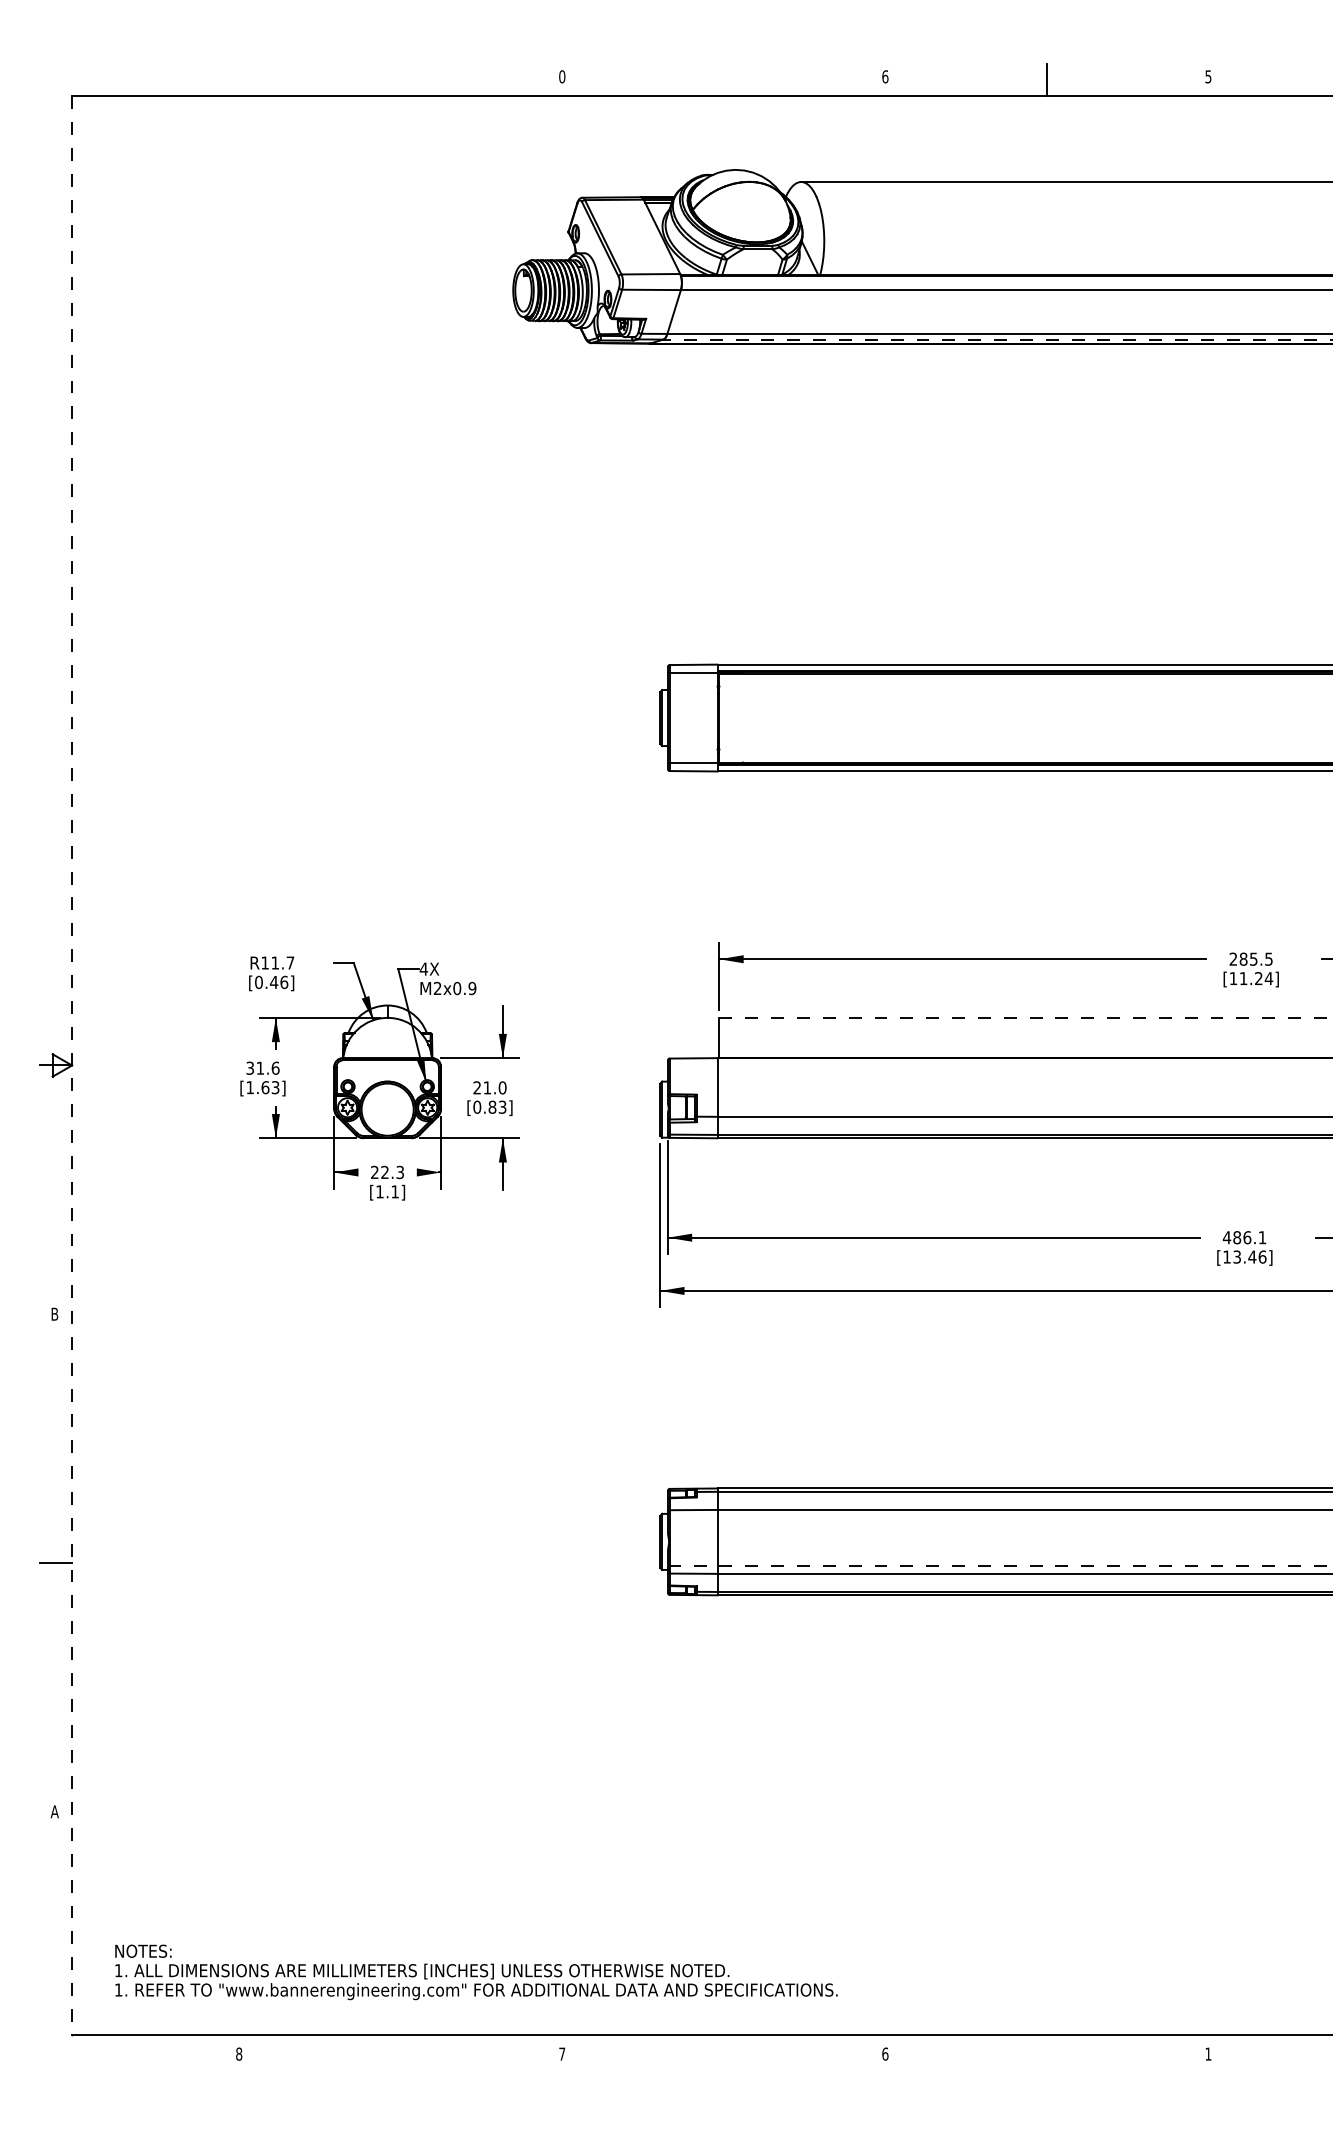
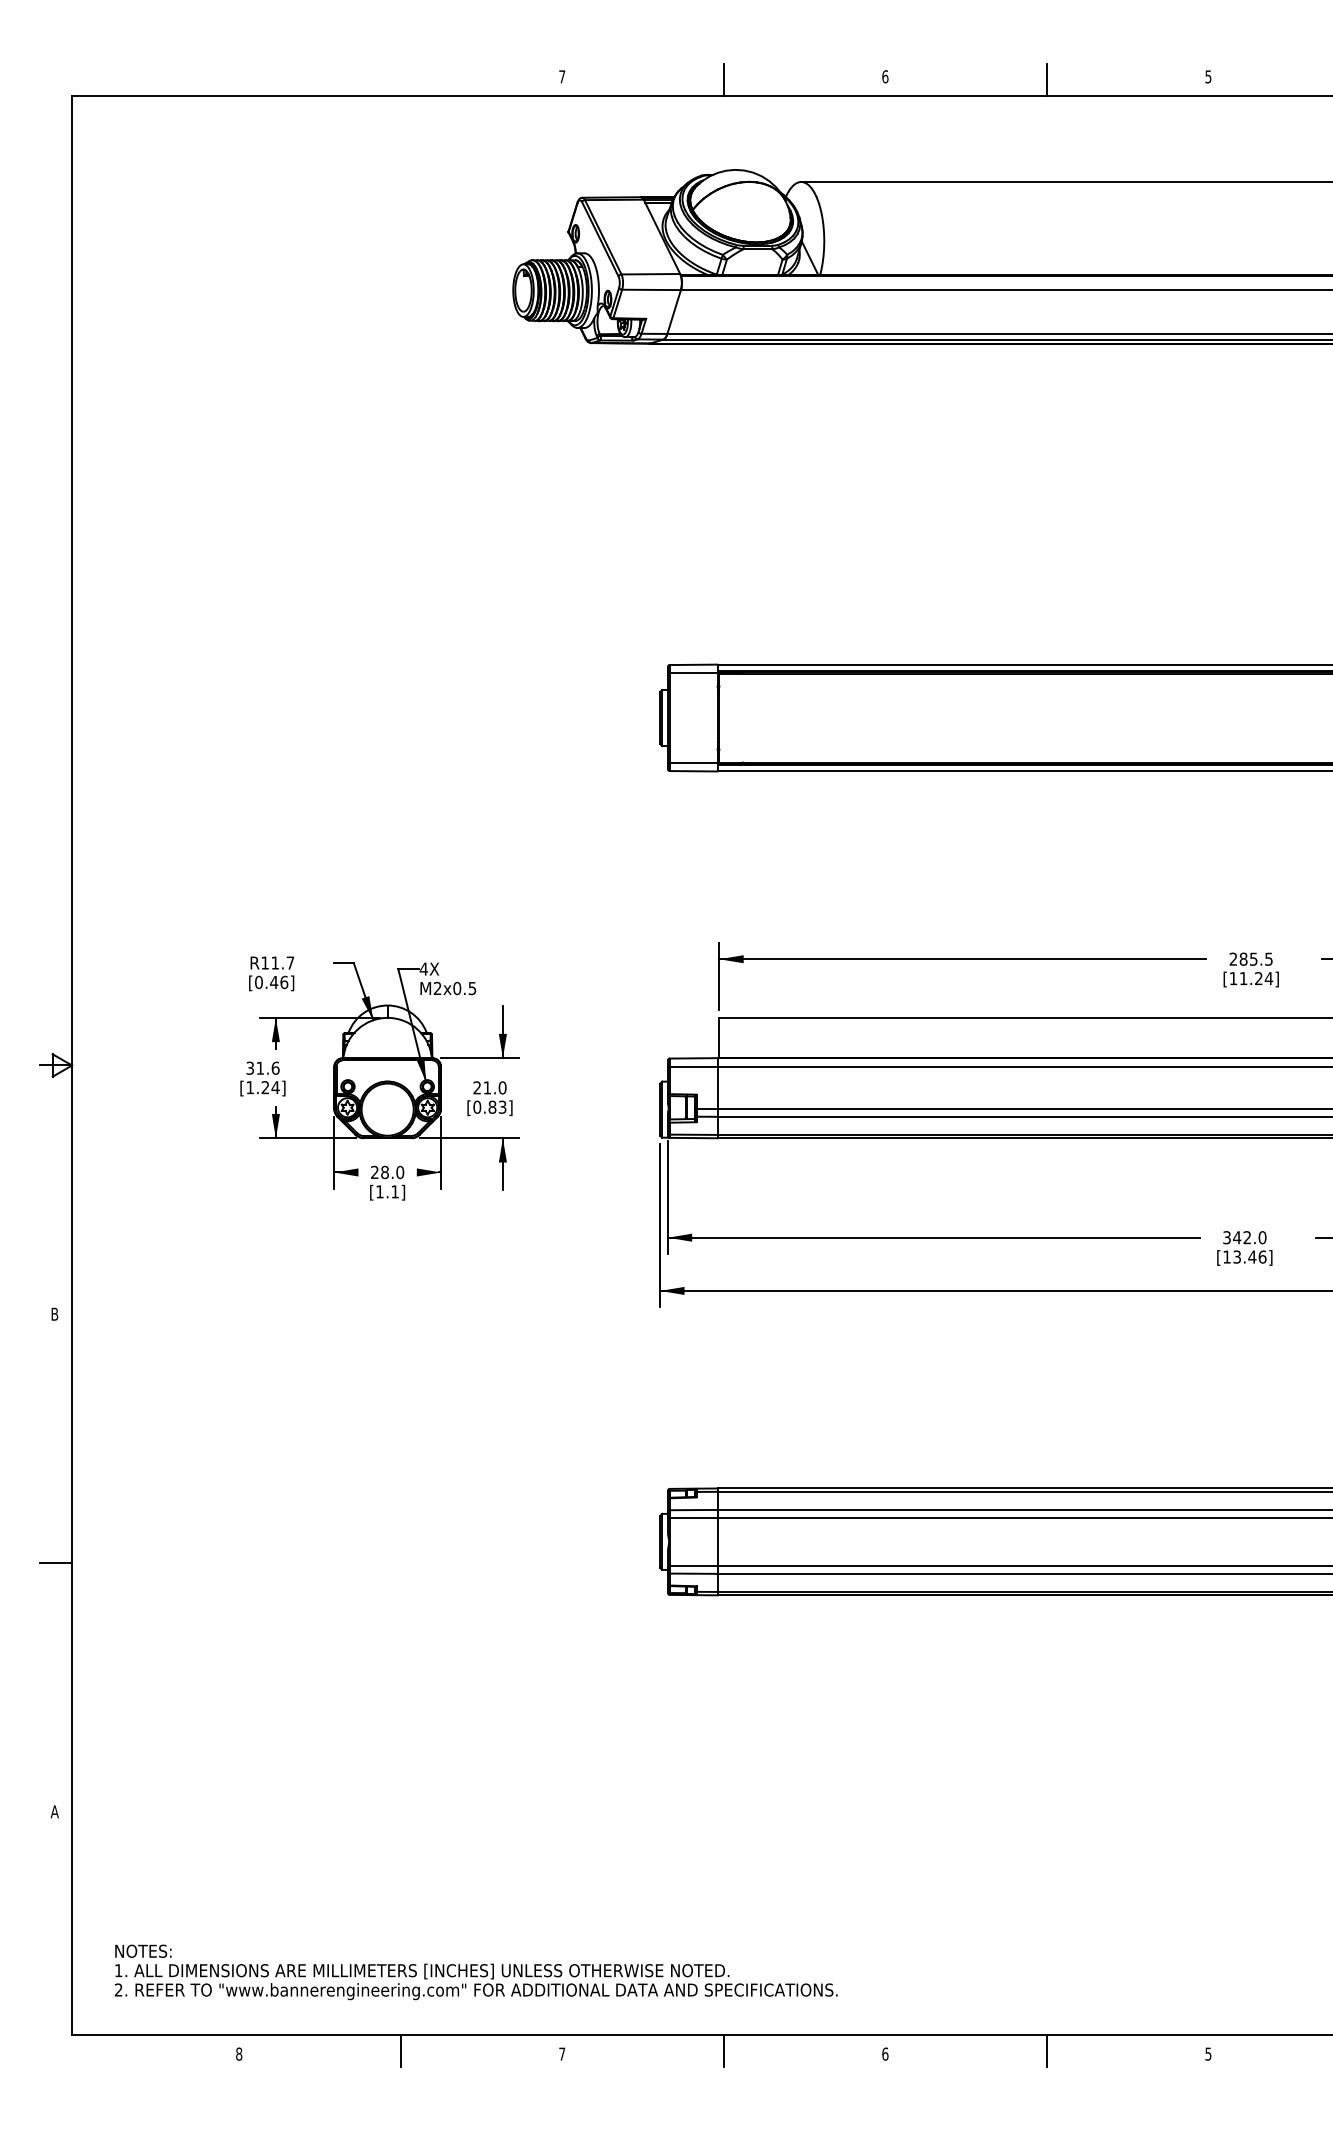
text: 0 -> 7 (562, 76)
line: none -> present (723, 79)
line: dashed -> solid (997, 339)
text: M2x0.9 -> M2x0.5 (472, 987)
line: dashed -> solid (1026, 1017)
line: dashed -> solid (72, 1065)
line: none -> present (998, 1066)
text: [1.63] -> [1.24] (270, 1087)
line: none -> present (1011, 1108)
text: 22.3 -> 28.0 (392, 1172)
text: 486.1 -> 342.0 (1244, 1237)
line: none -> present (998, 1518)
line: dashed -> solid (999, 1565)
text: 1. -> 2. (118, 1989)
line: none -> present (400, 2050)
line: none -> present (723, 2050)
line: none -> present (1046, 2050)
text: 1 -> 5 (1208, 2053)
